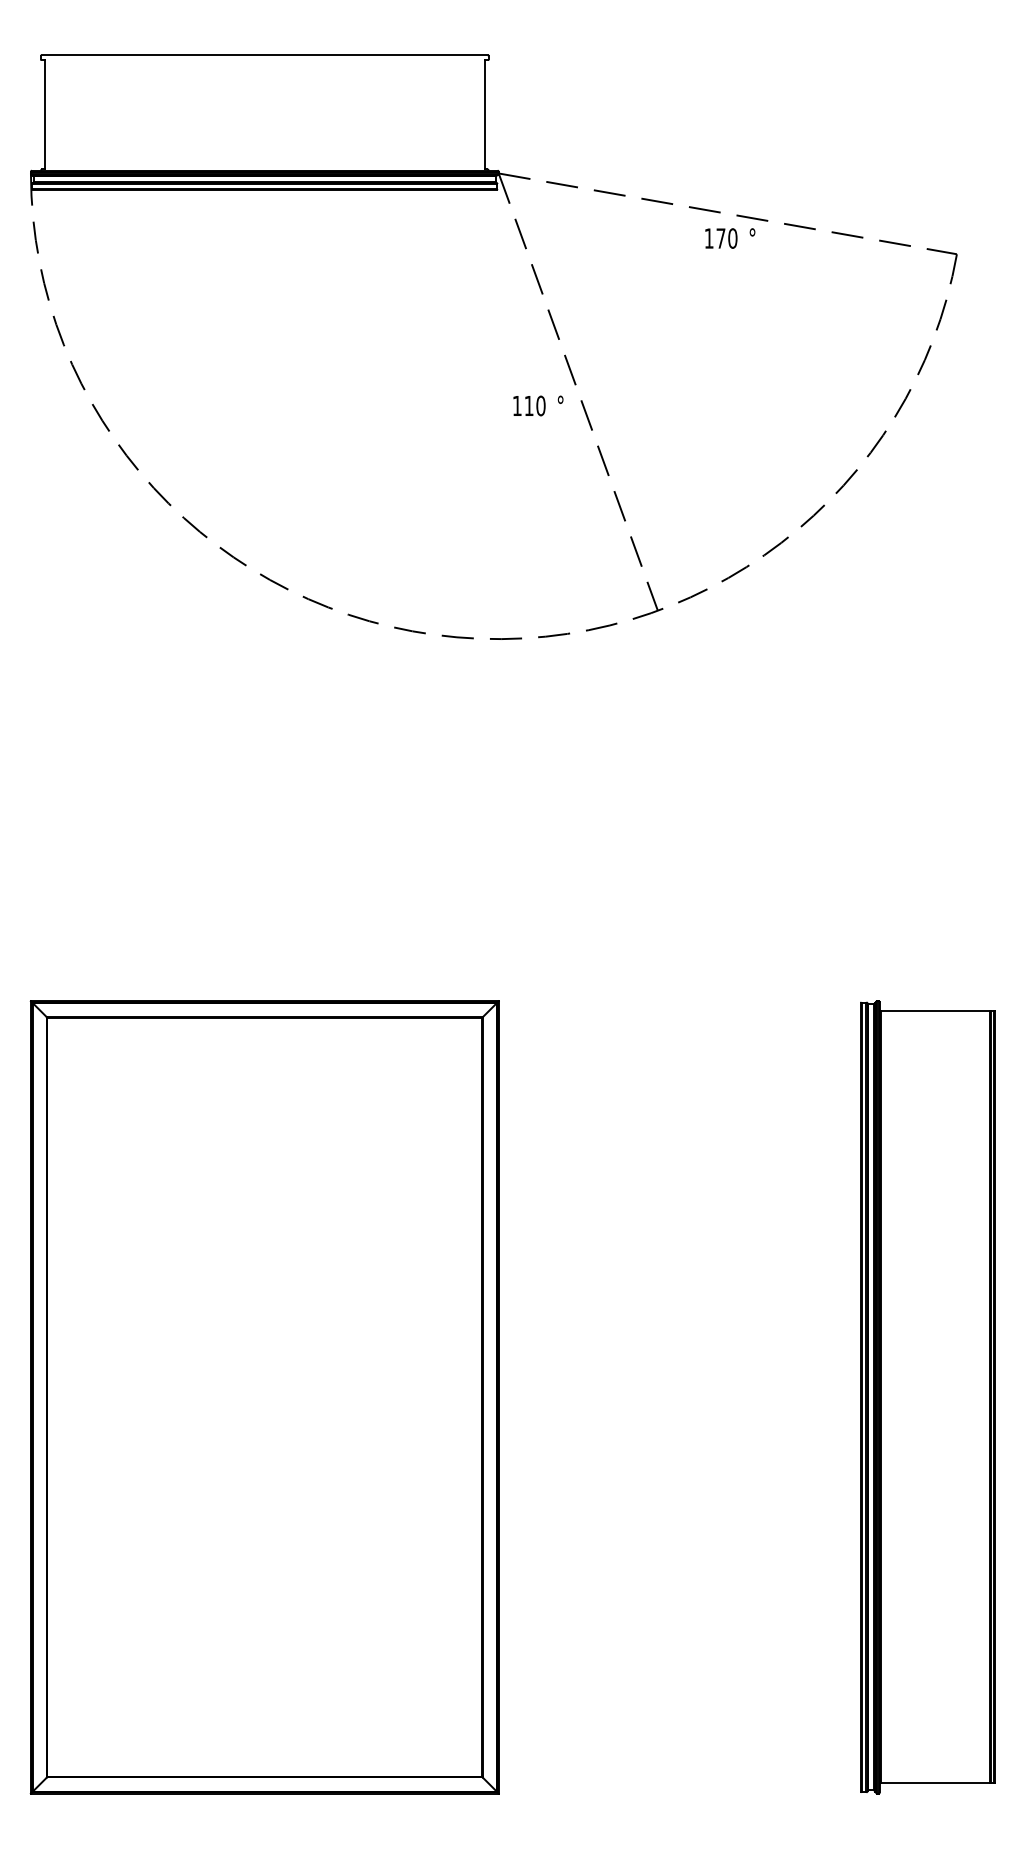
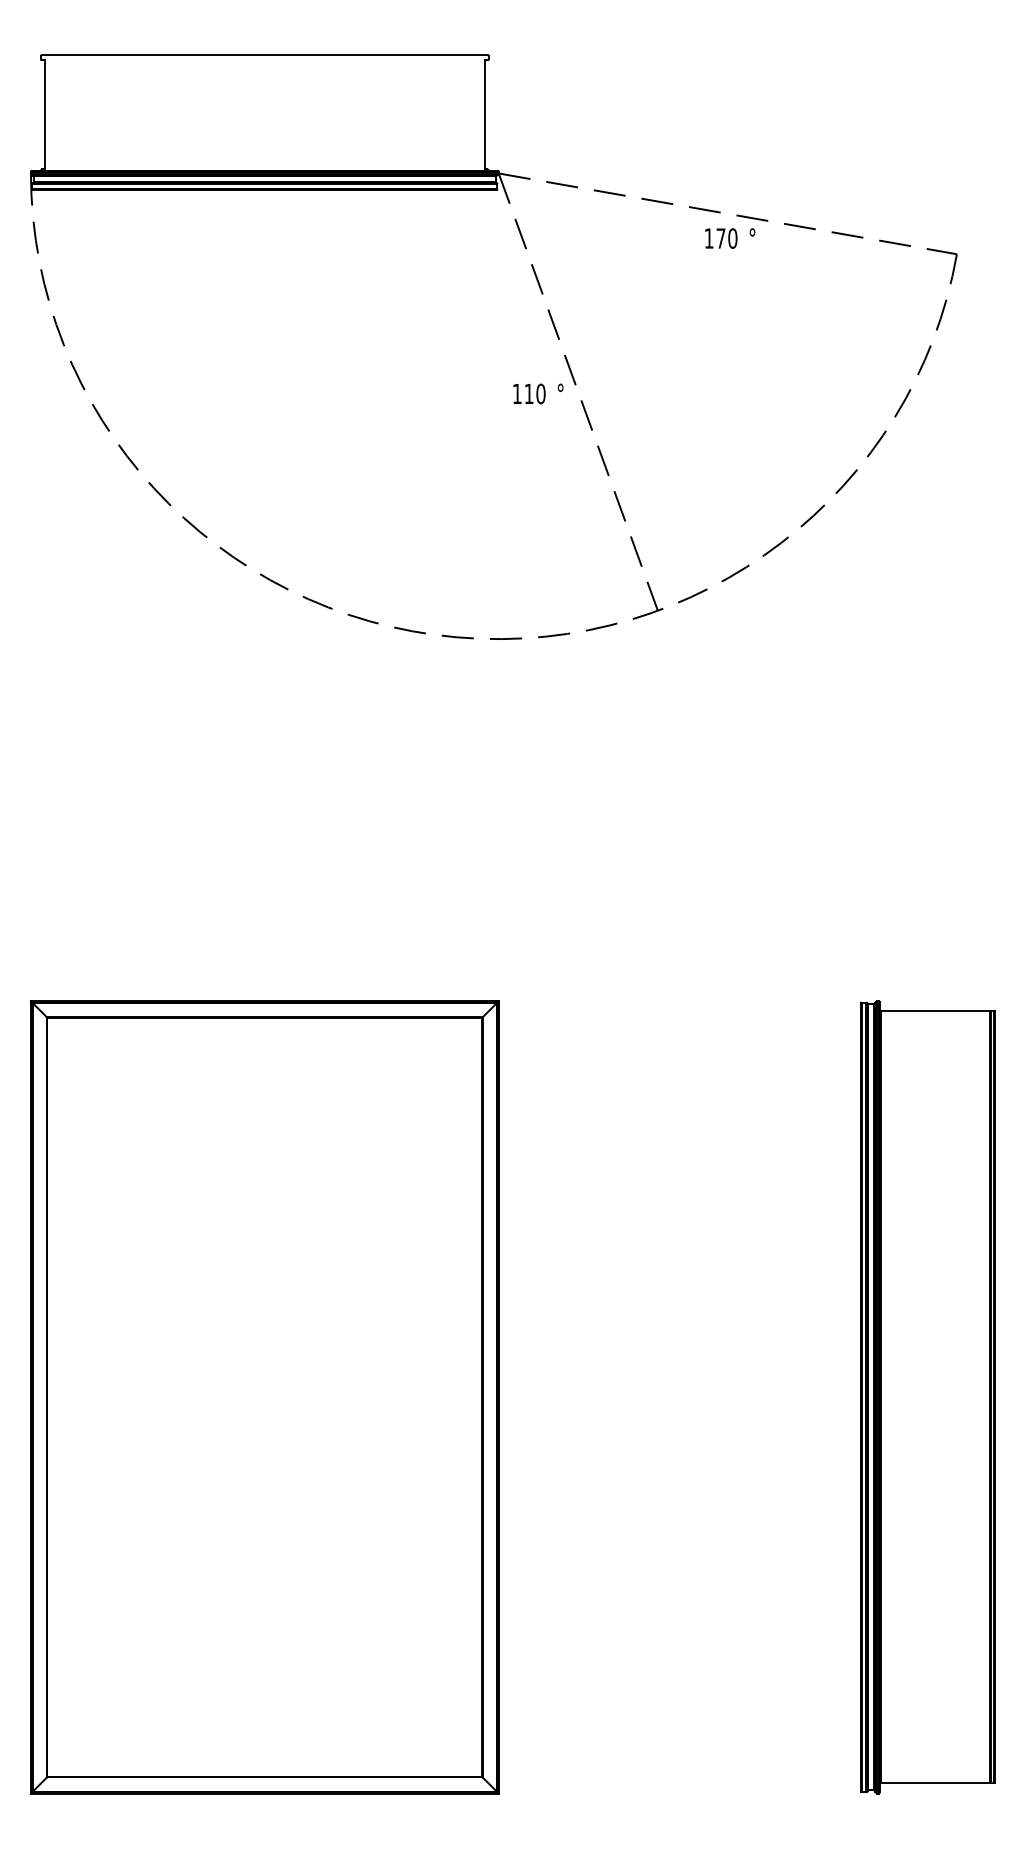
text position: (538, 405) -> (538, 393) (538, 393)
